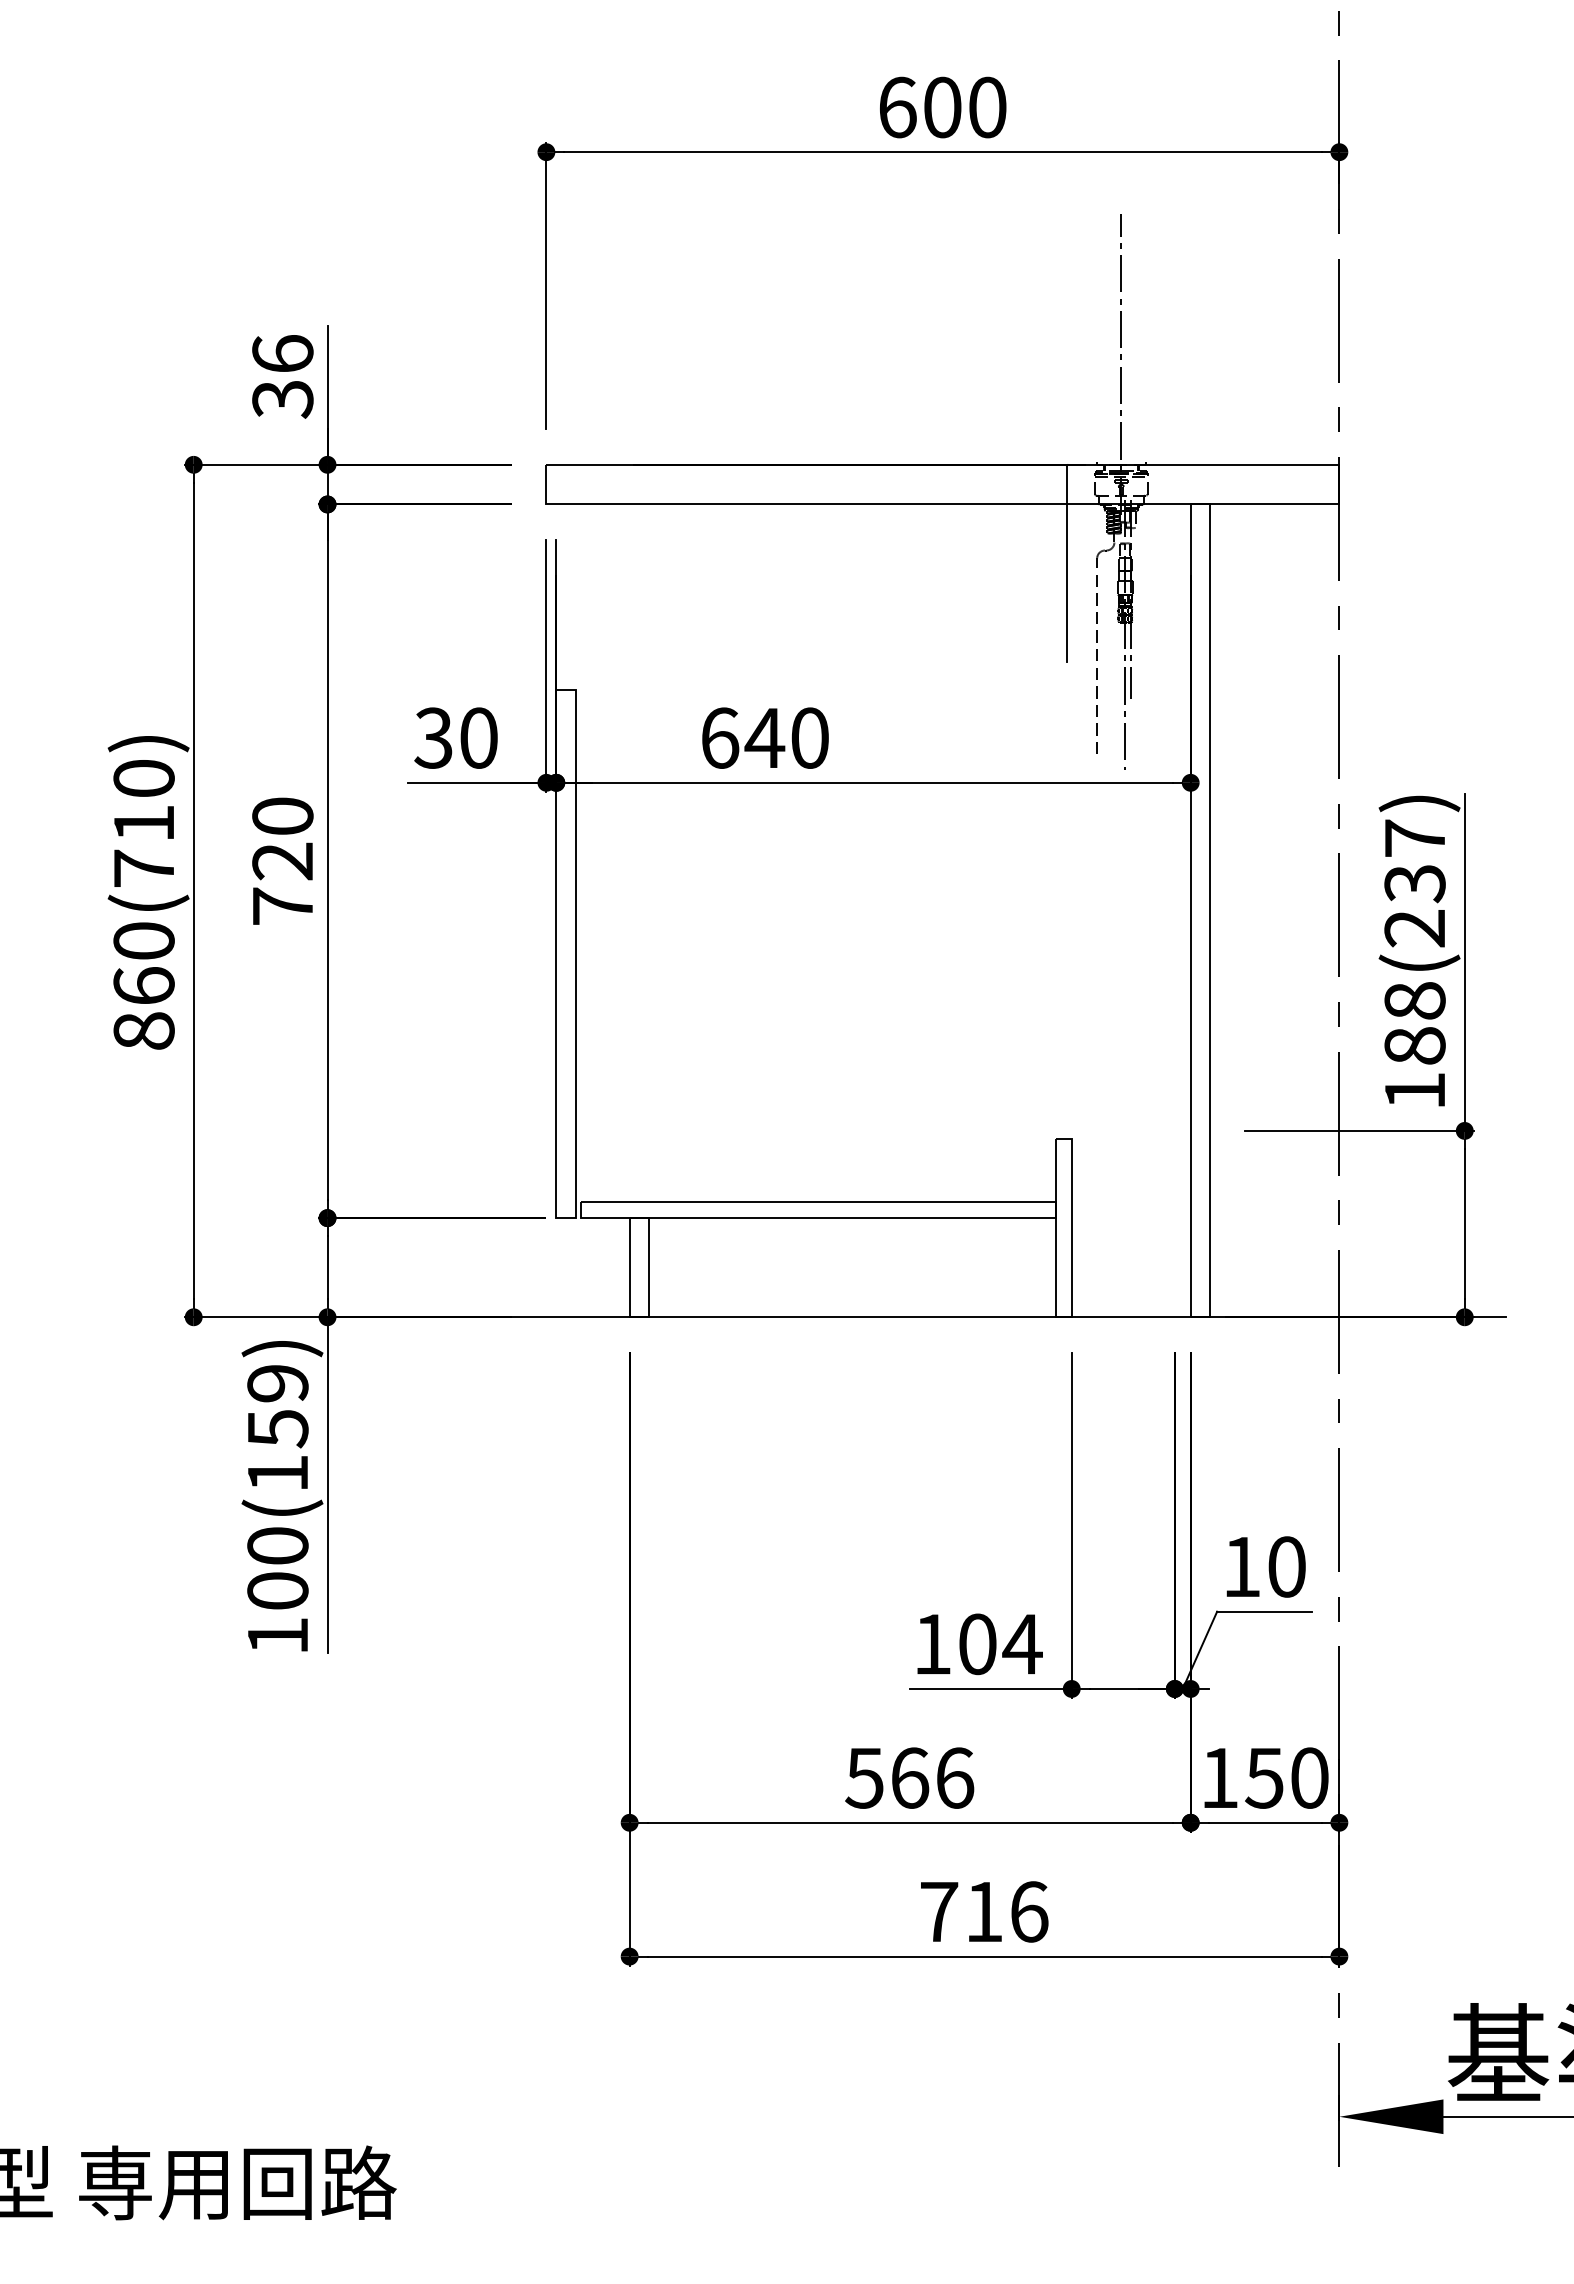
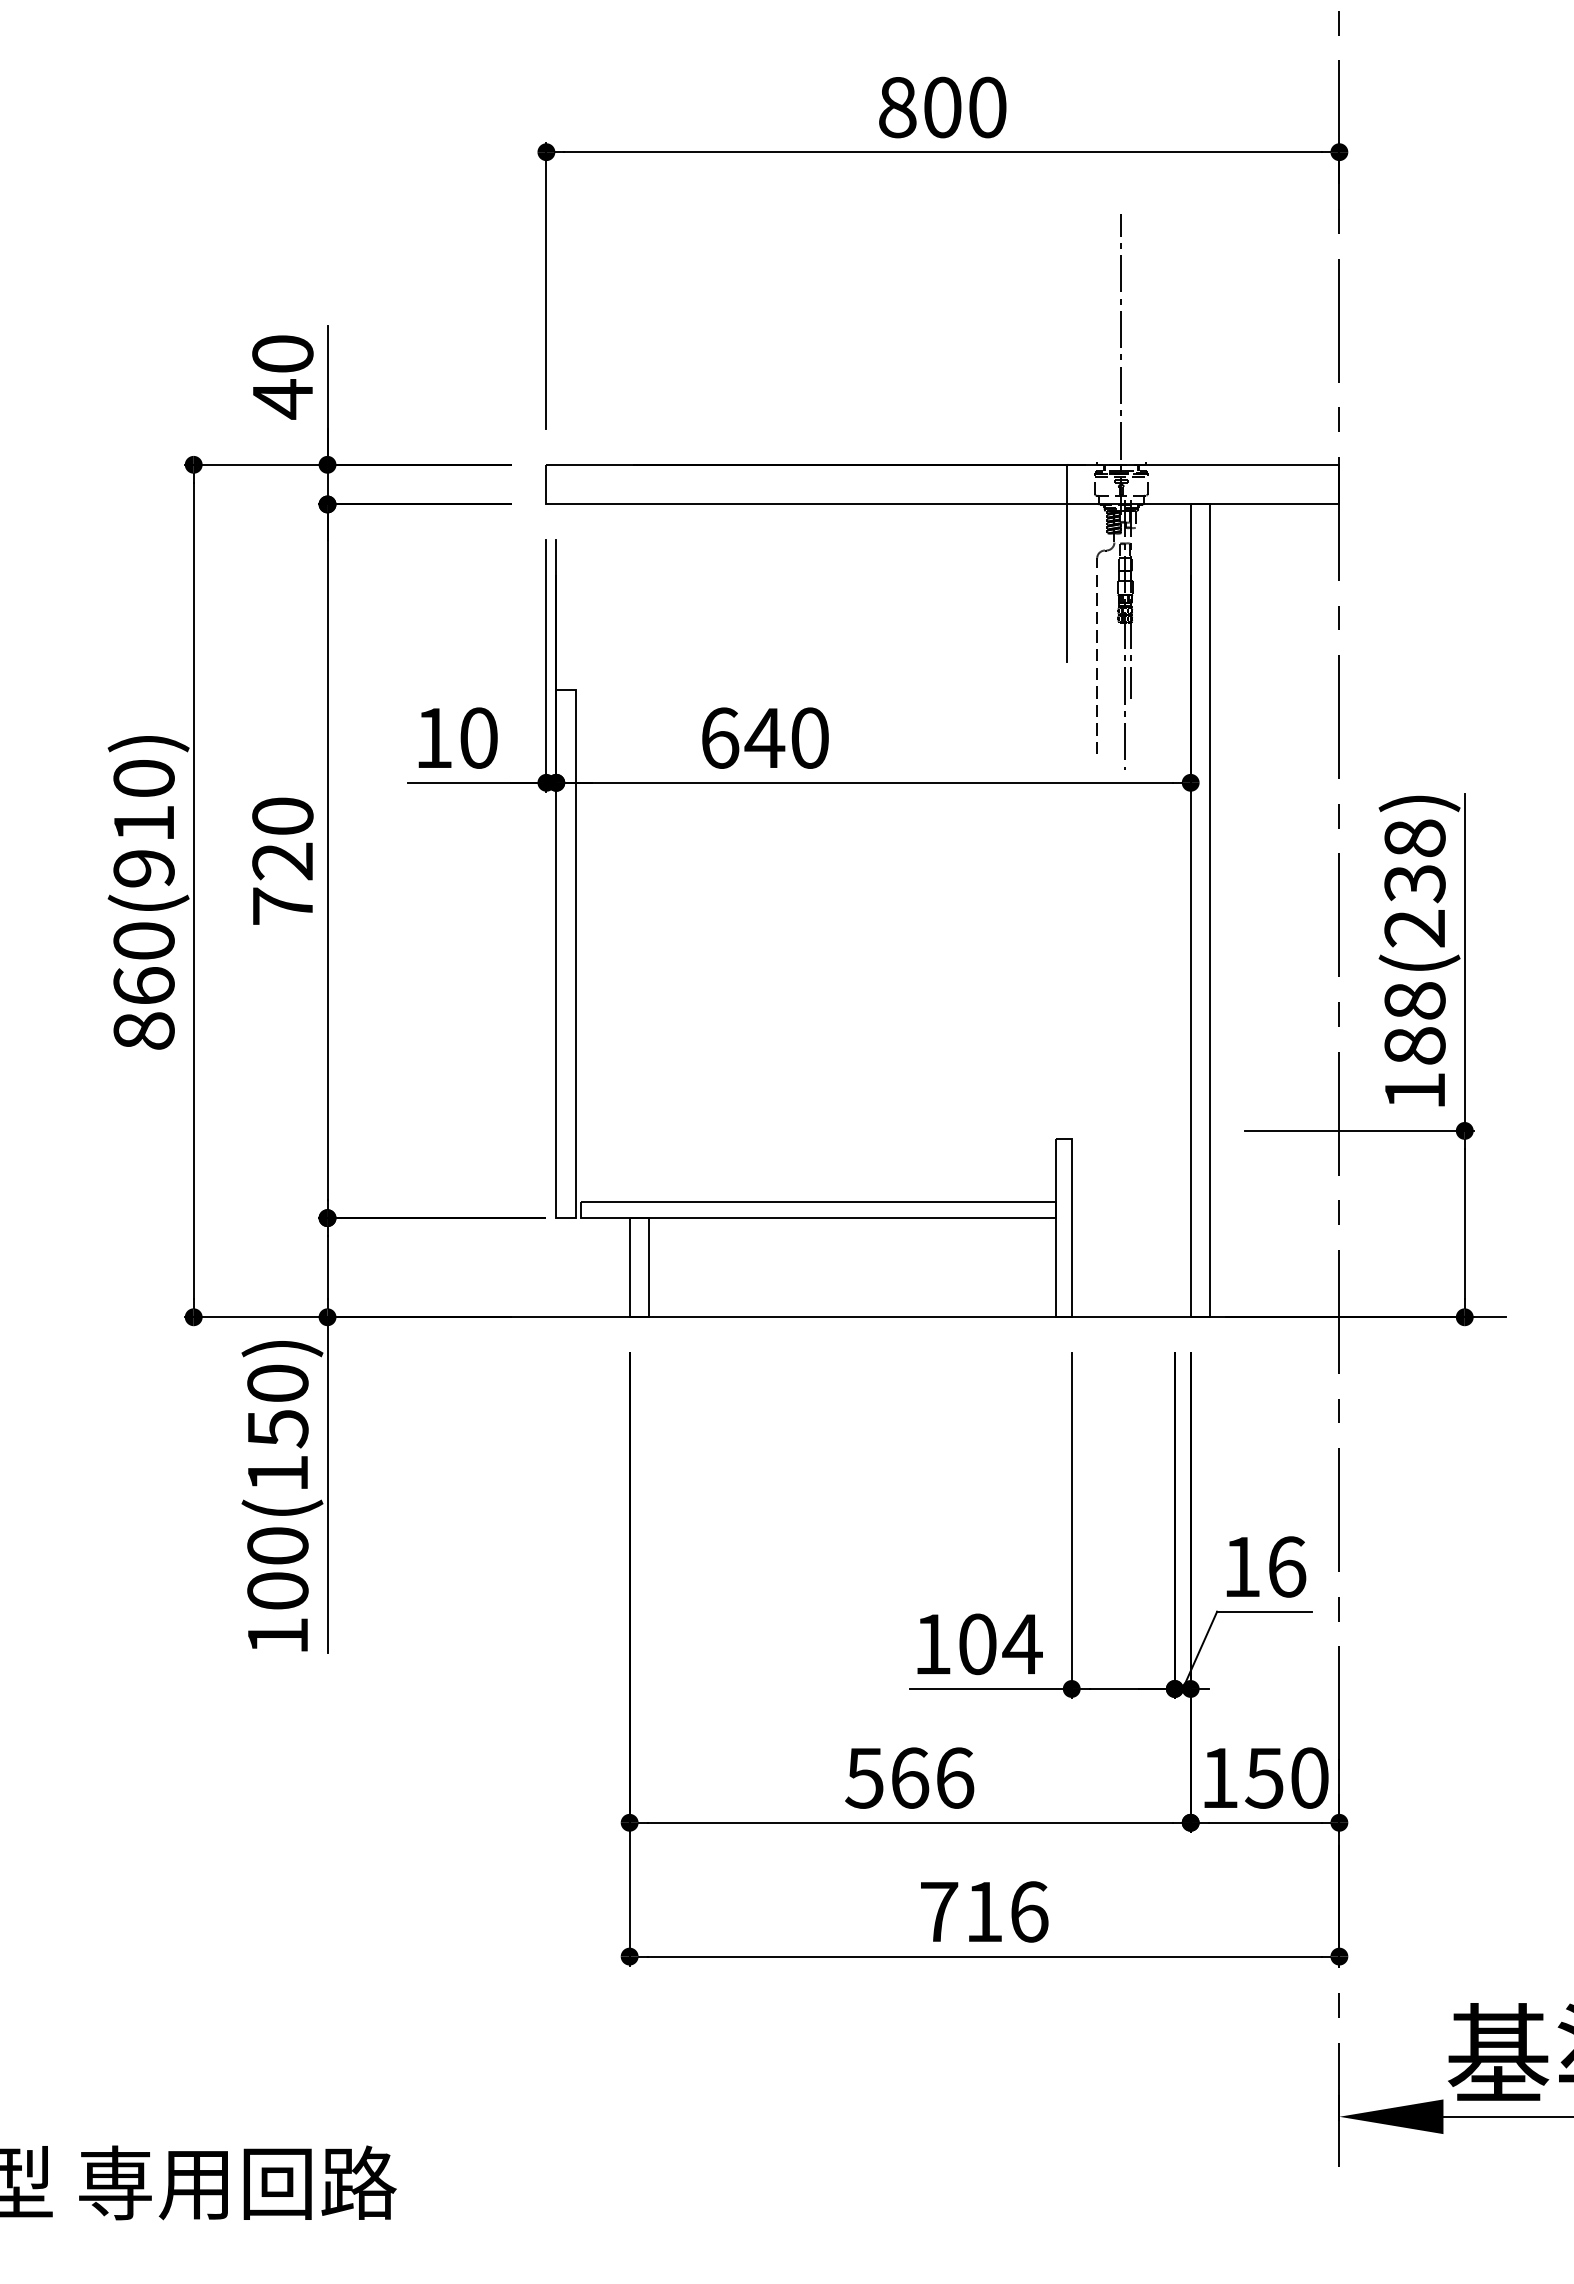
text: 600 -> 800 (897, 107)
text: 36 -> 40 (282, 377)
text: 30 -> 10 (433, 737)
text: 188(237) -> 188(238) (1414, 838)
text: 860(710) -> 860(910) (143, 868)
text: 100(159) -> 100(150) (277, 1383)
text: 10 -> 16 (1287, 1566)
